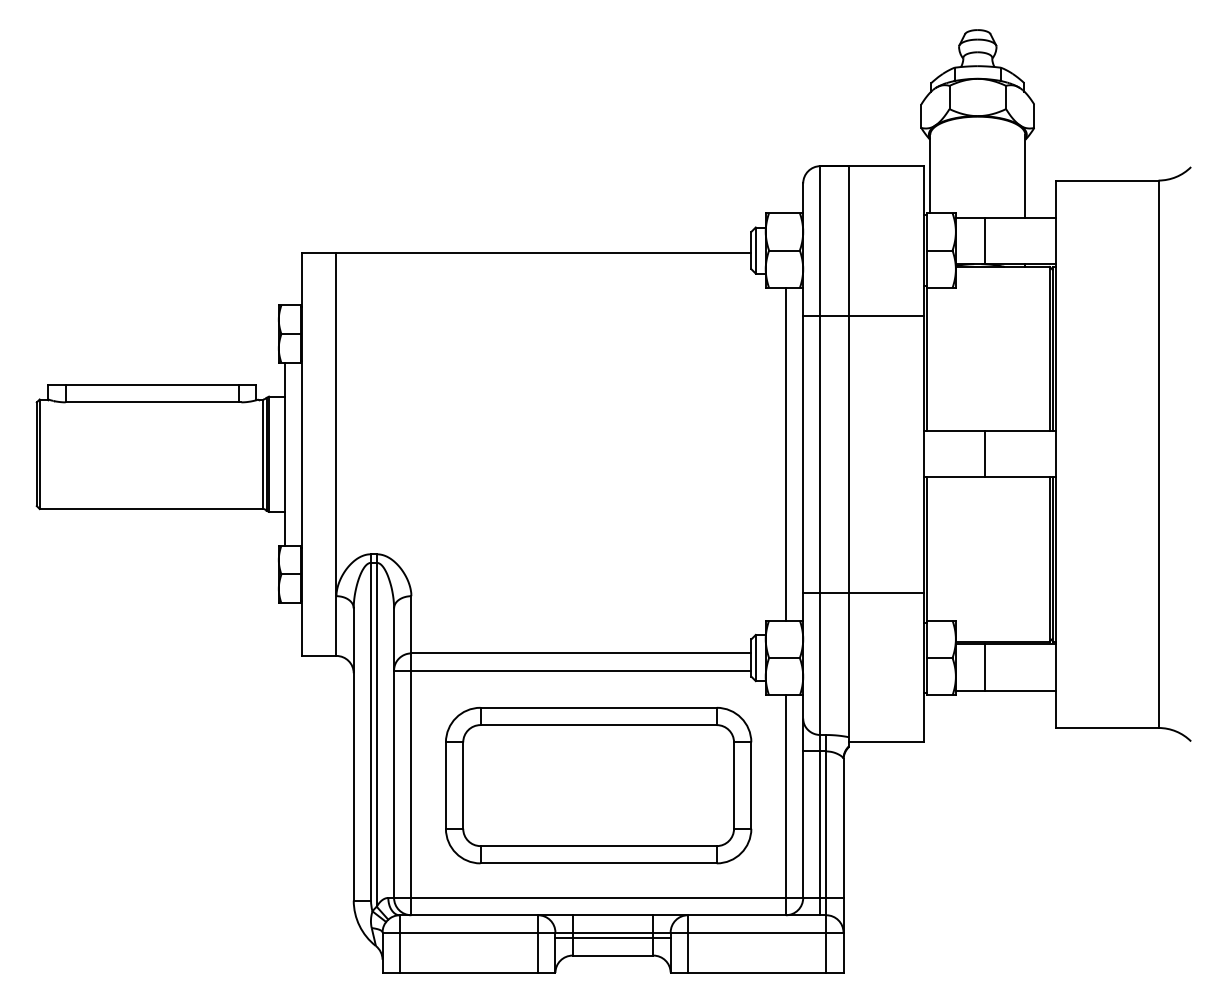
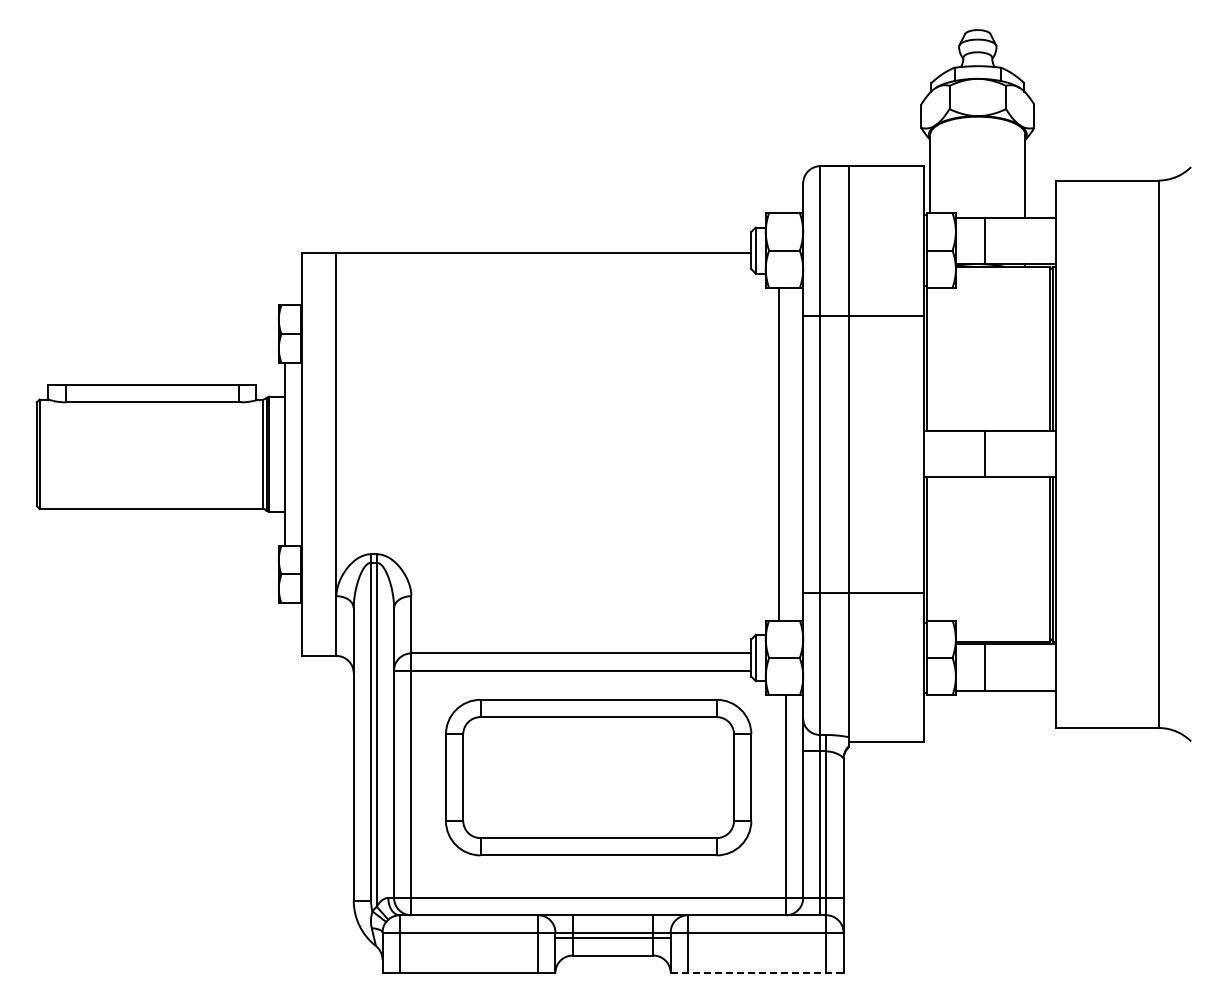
line position: (785, 454) -> (778, 454) (778, 454)
part position: (598, 785) -> (598, 777) (598, 777)
line: solid -> dashed (757, 972)
